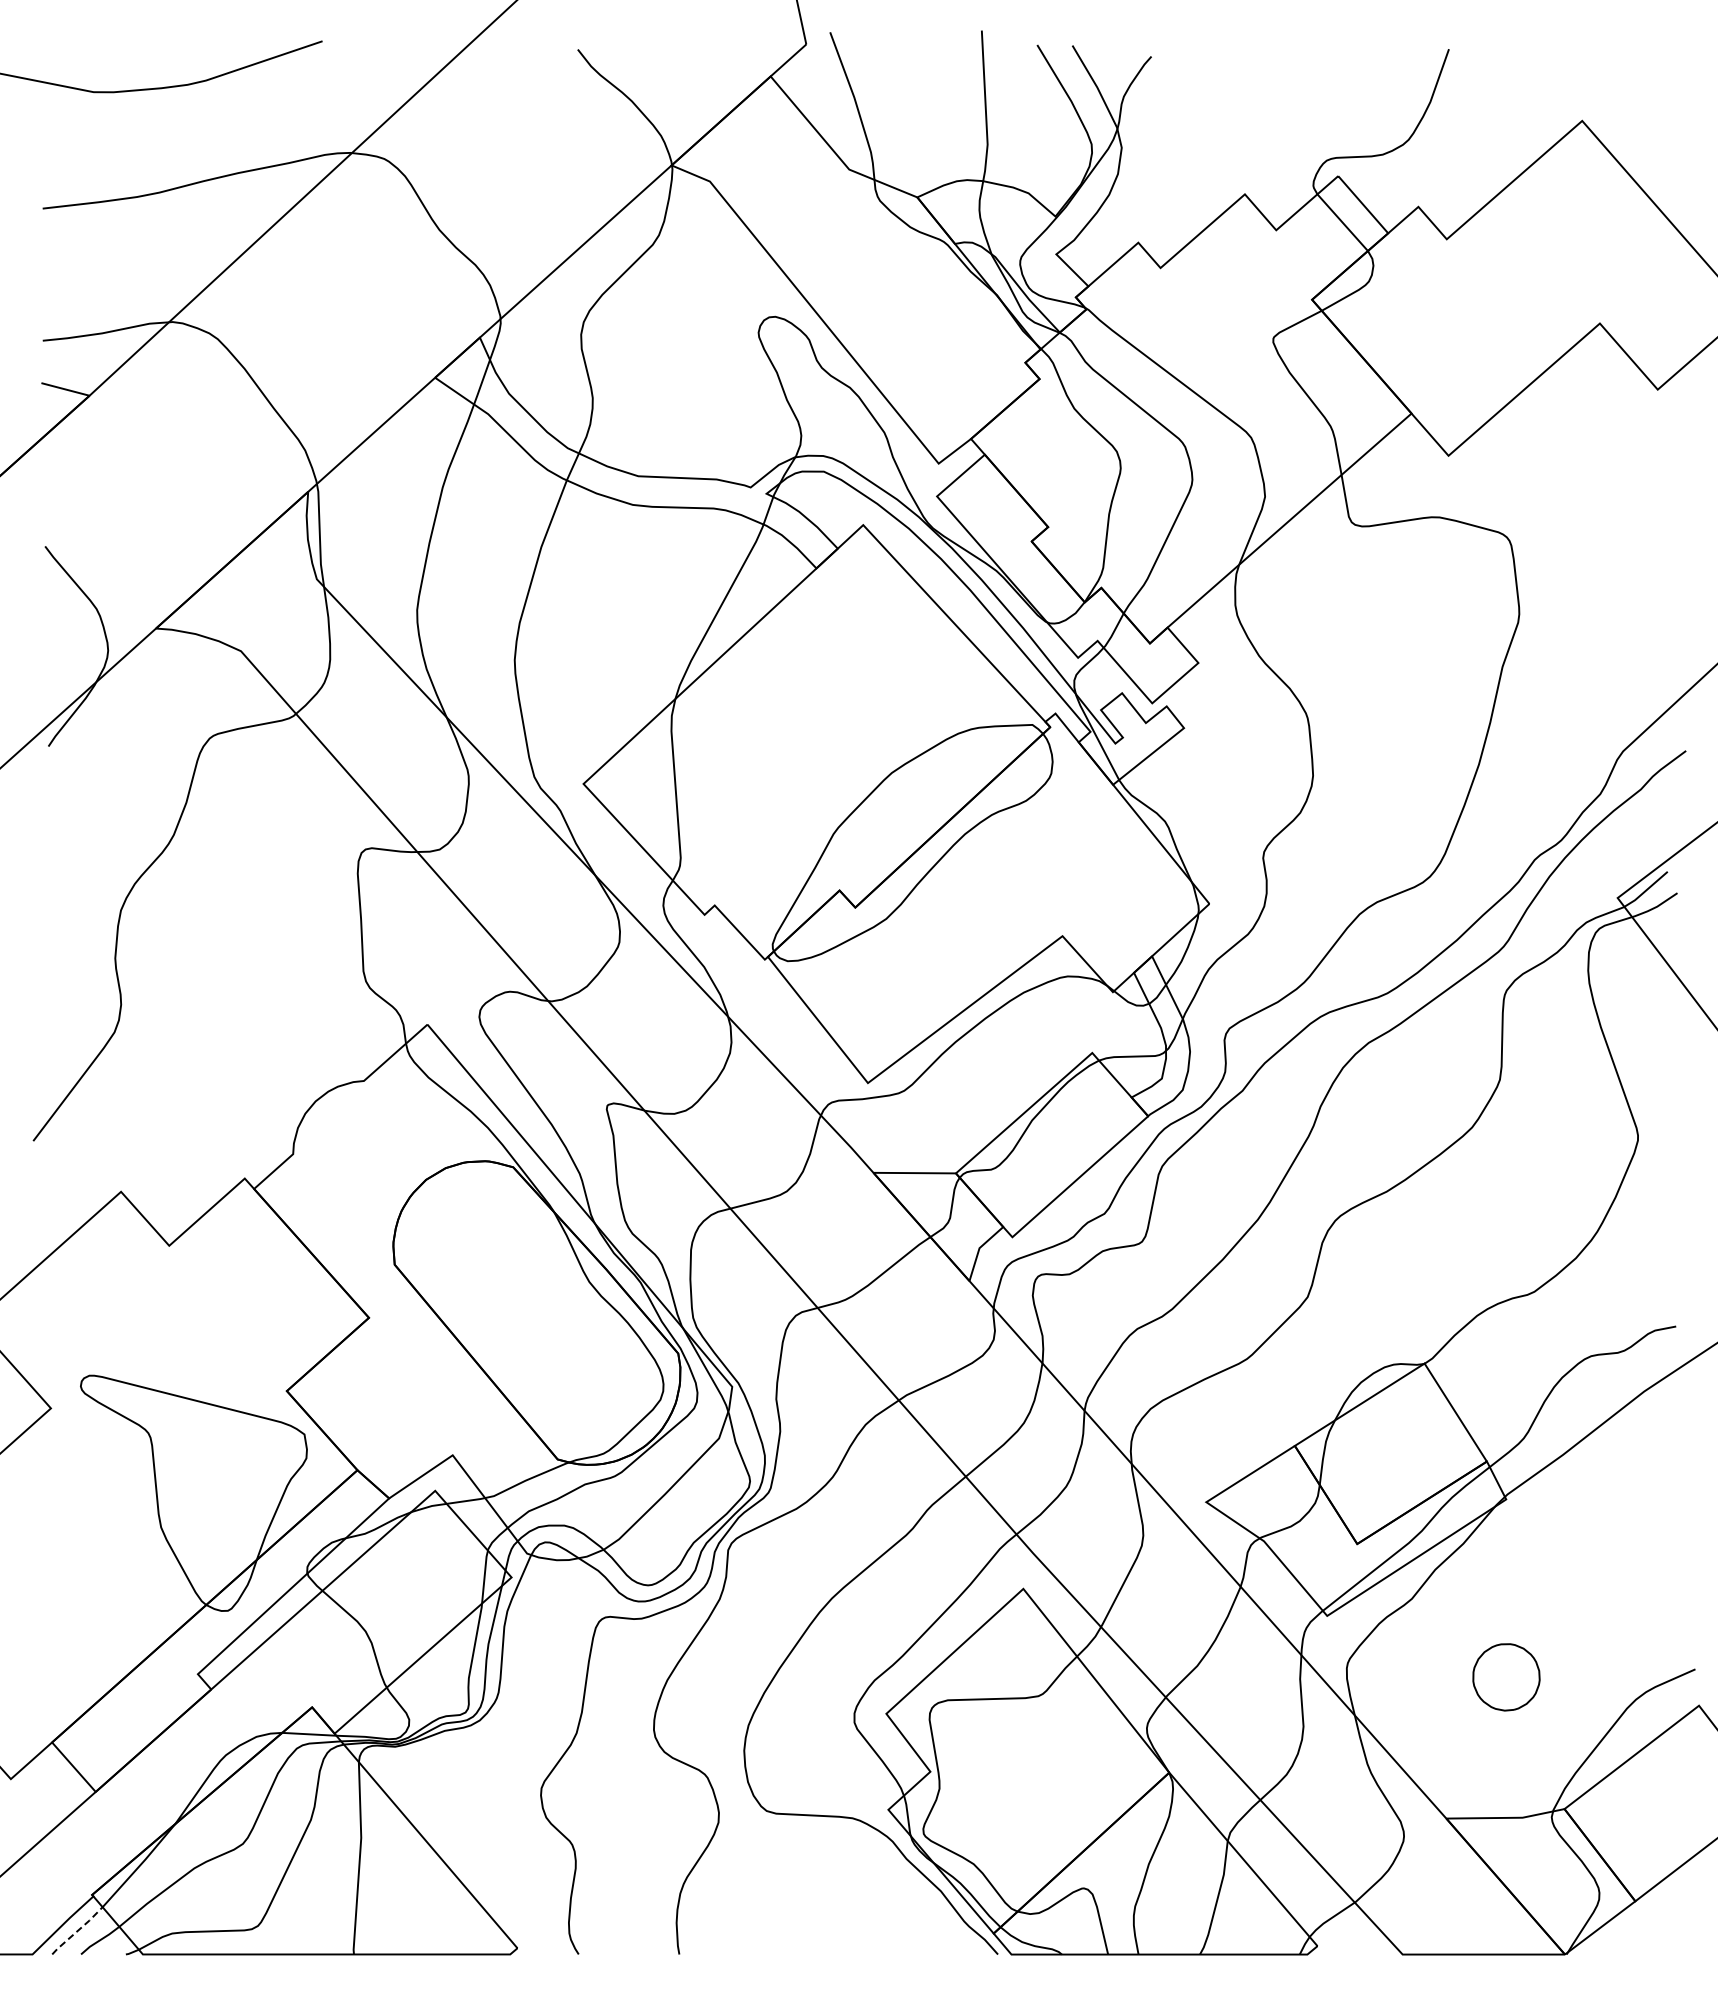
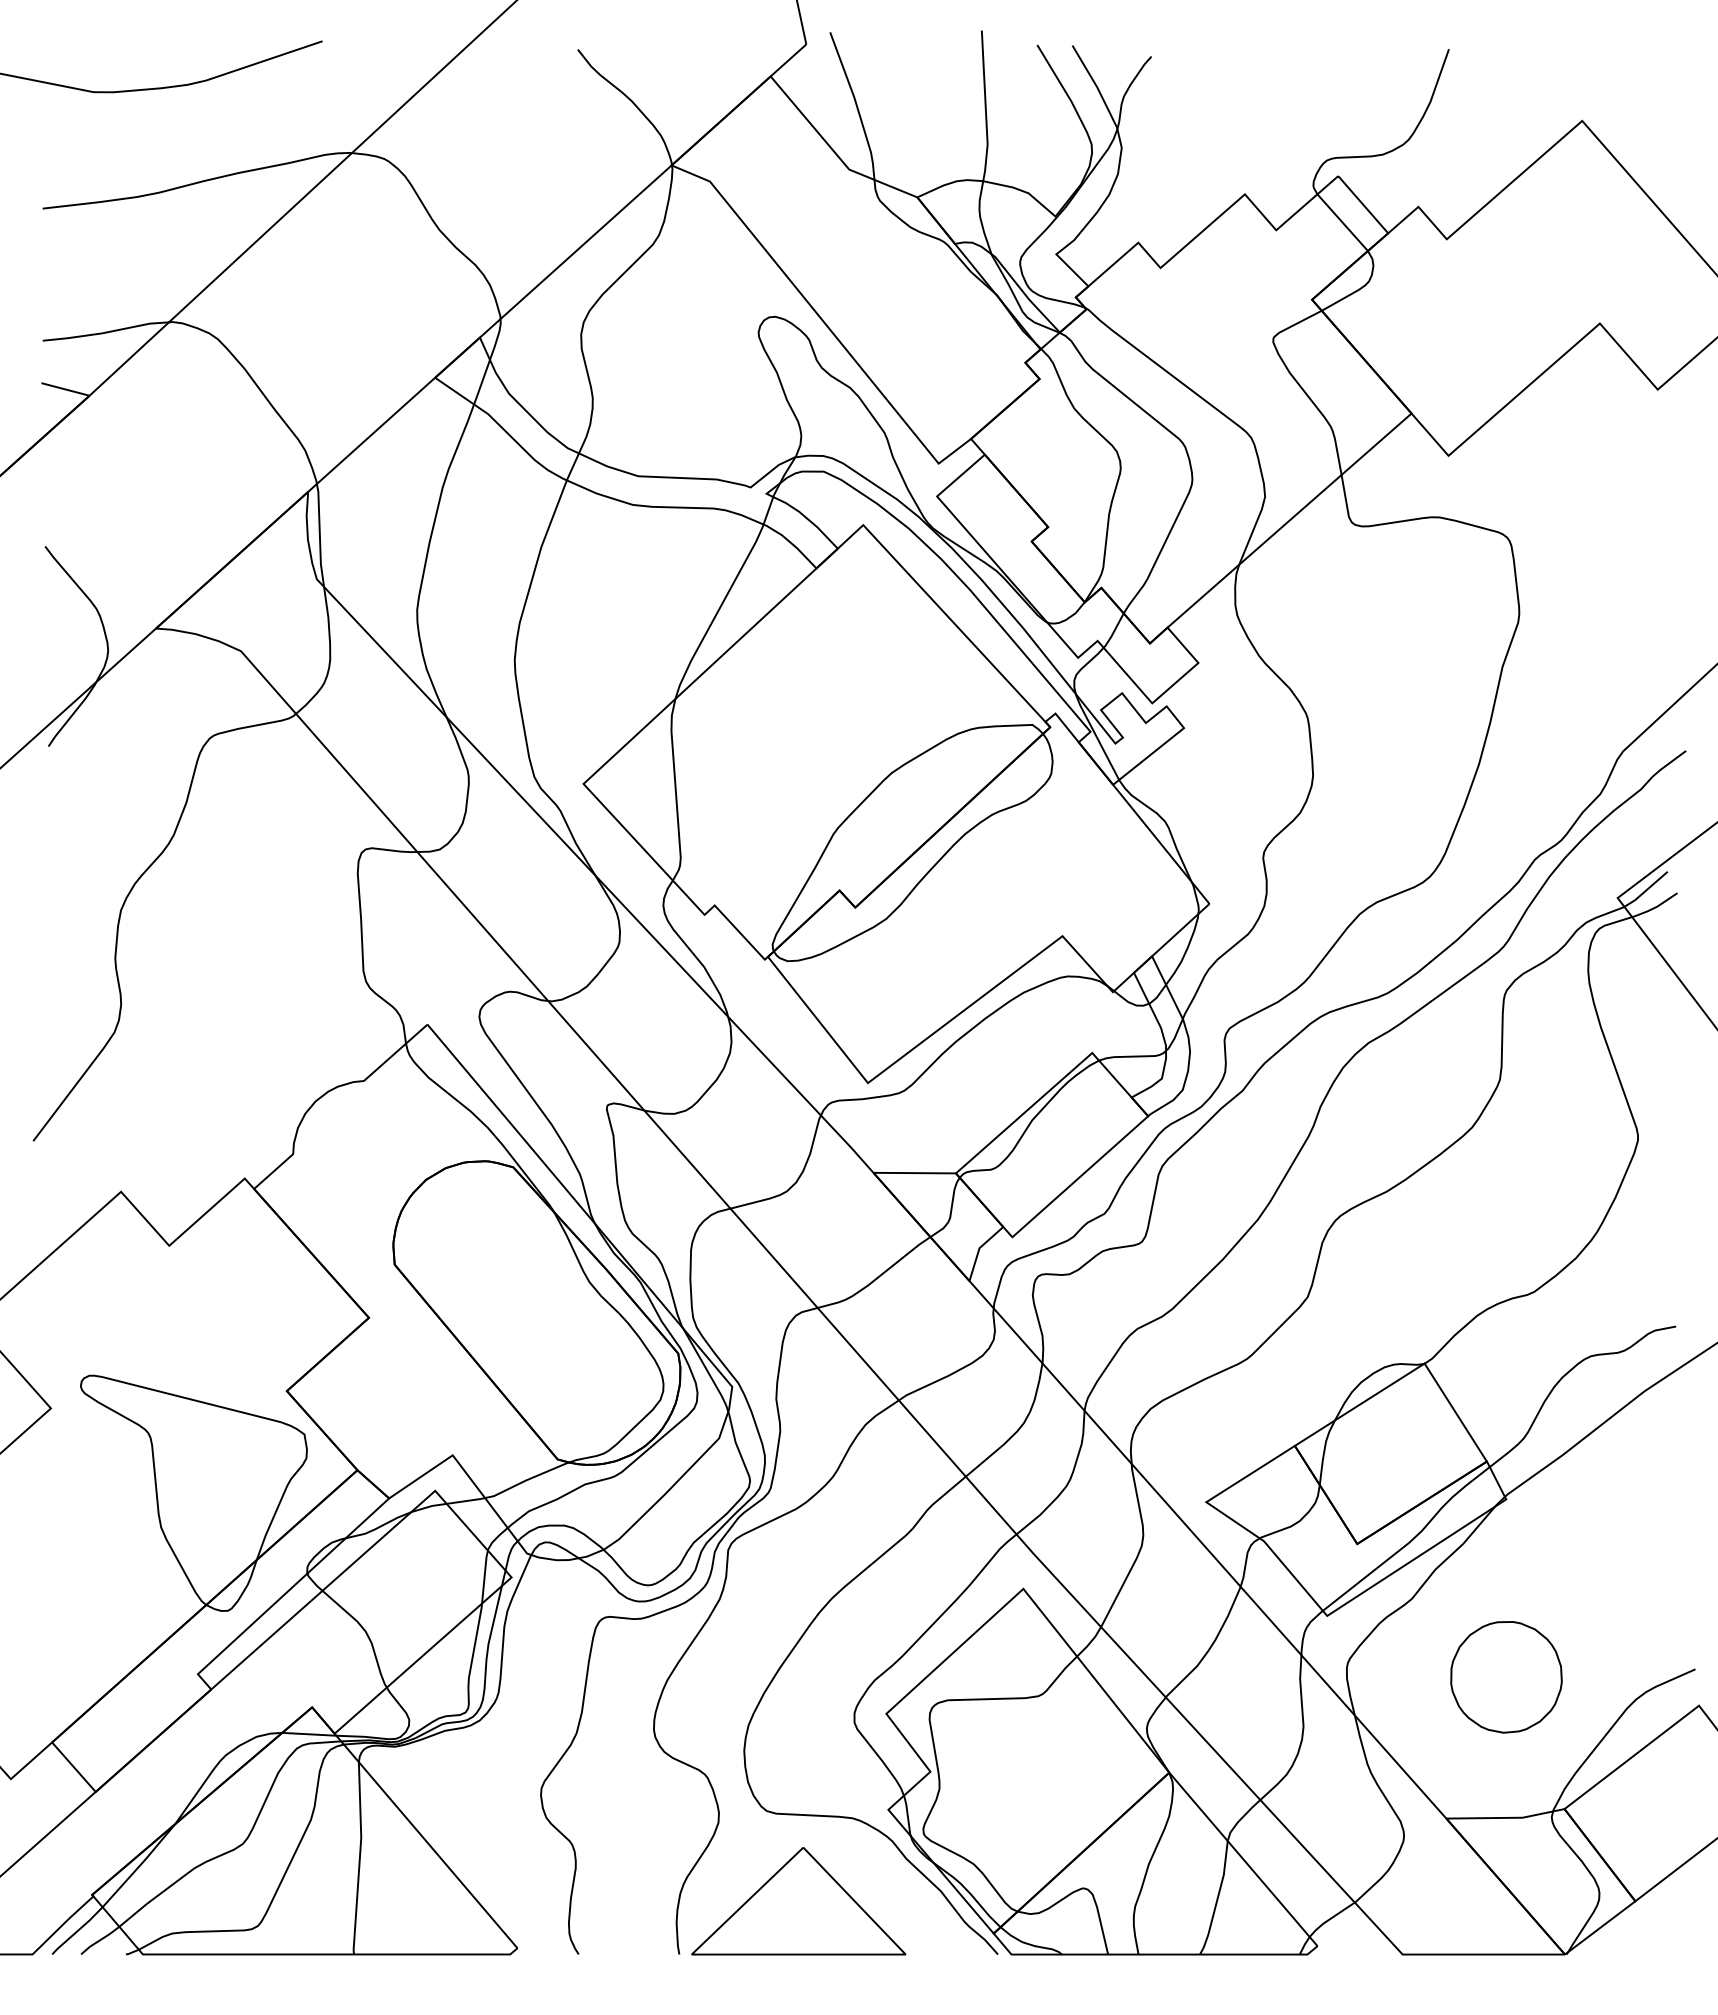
part size: 69x69 px -> 113x113 px (1506, 1677)
part: none -> present (798, 1901)
line: dashed -> solid (77, 1931)
